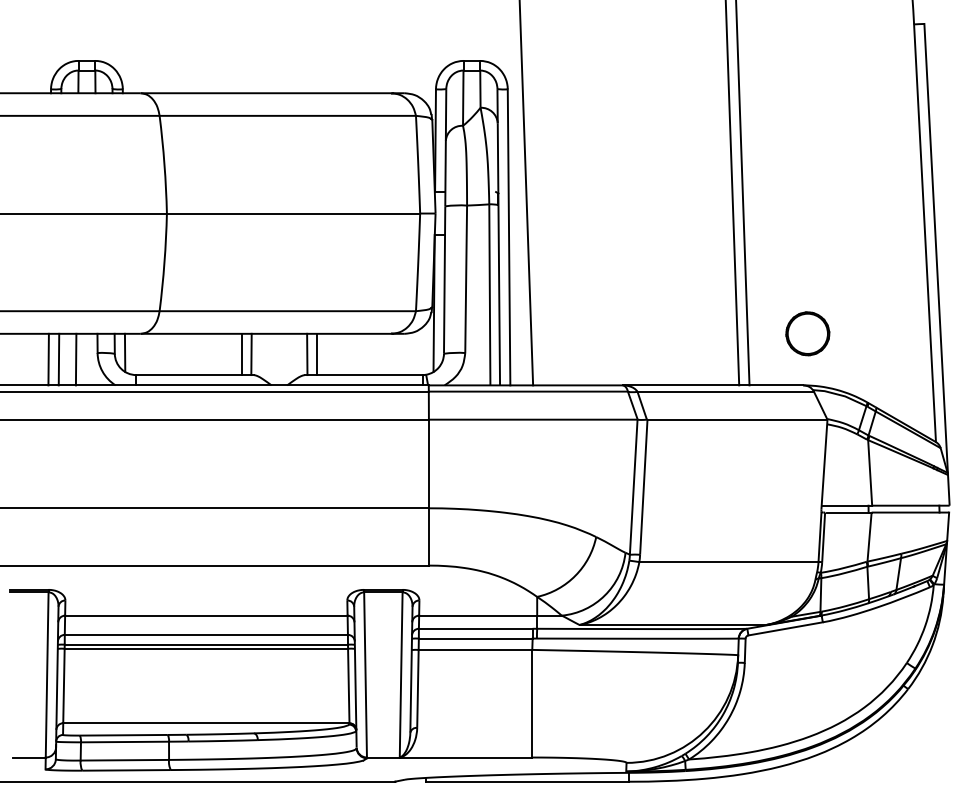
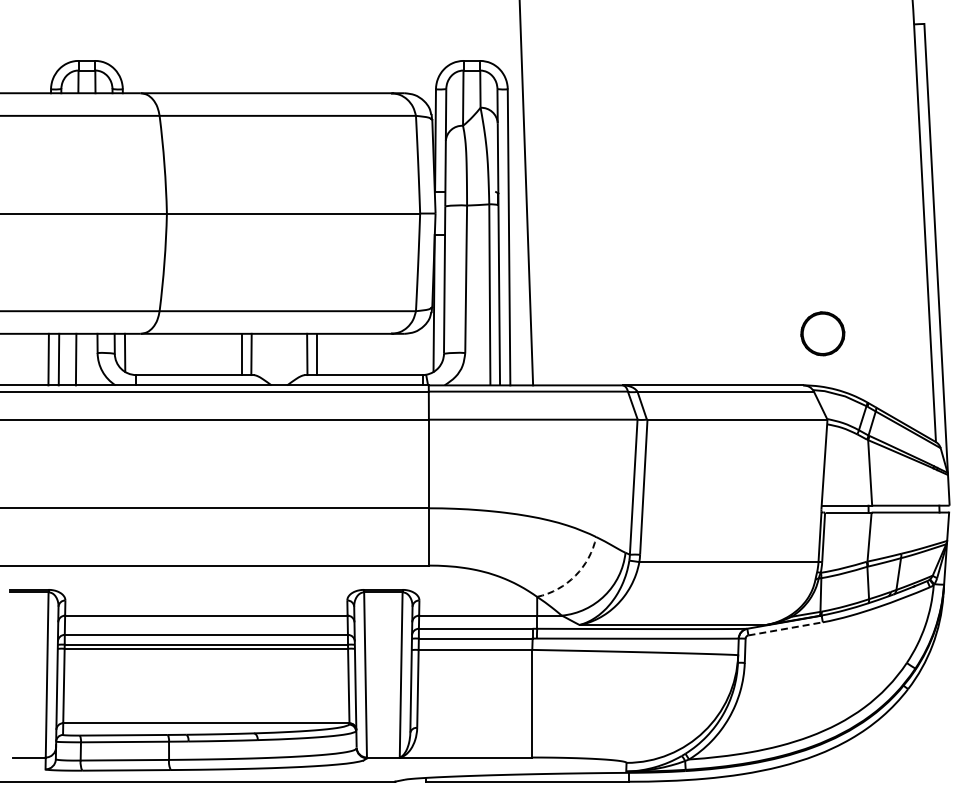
line: present -> none (732, 193)
line: present -> none (742, 193)
part position: (807, 333) -> (822, 333) (822, 333)
arc: solid -> dashed (575, 575)
line: solid -> dashed (785, 628)
